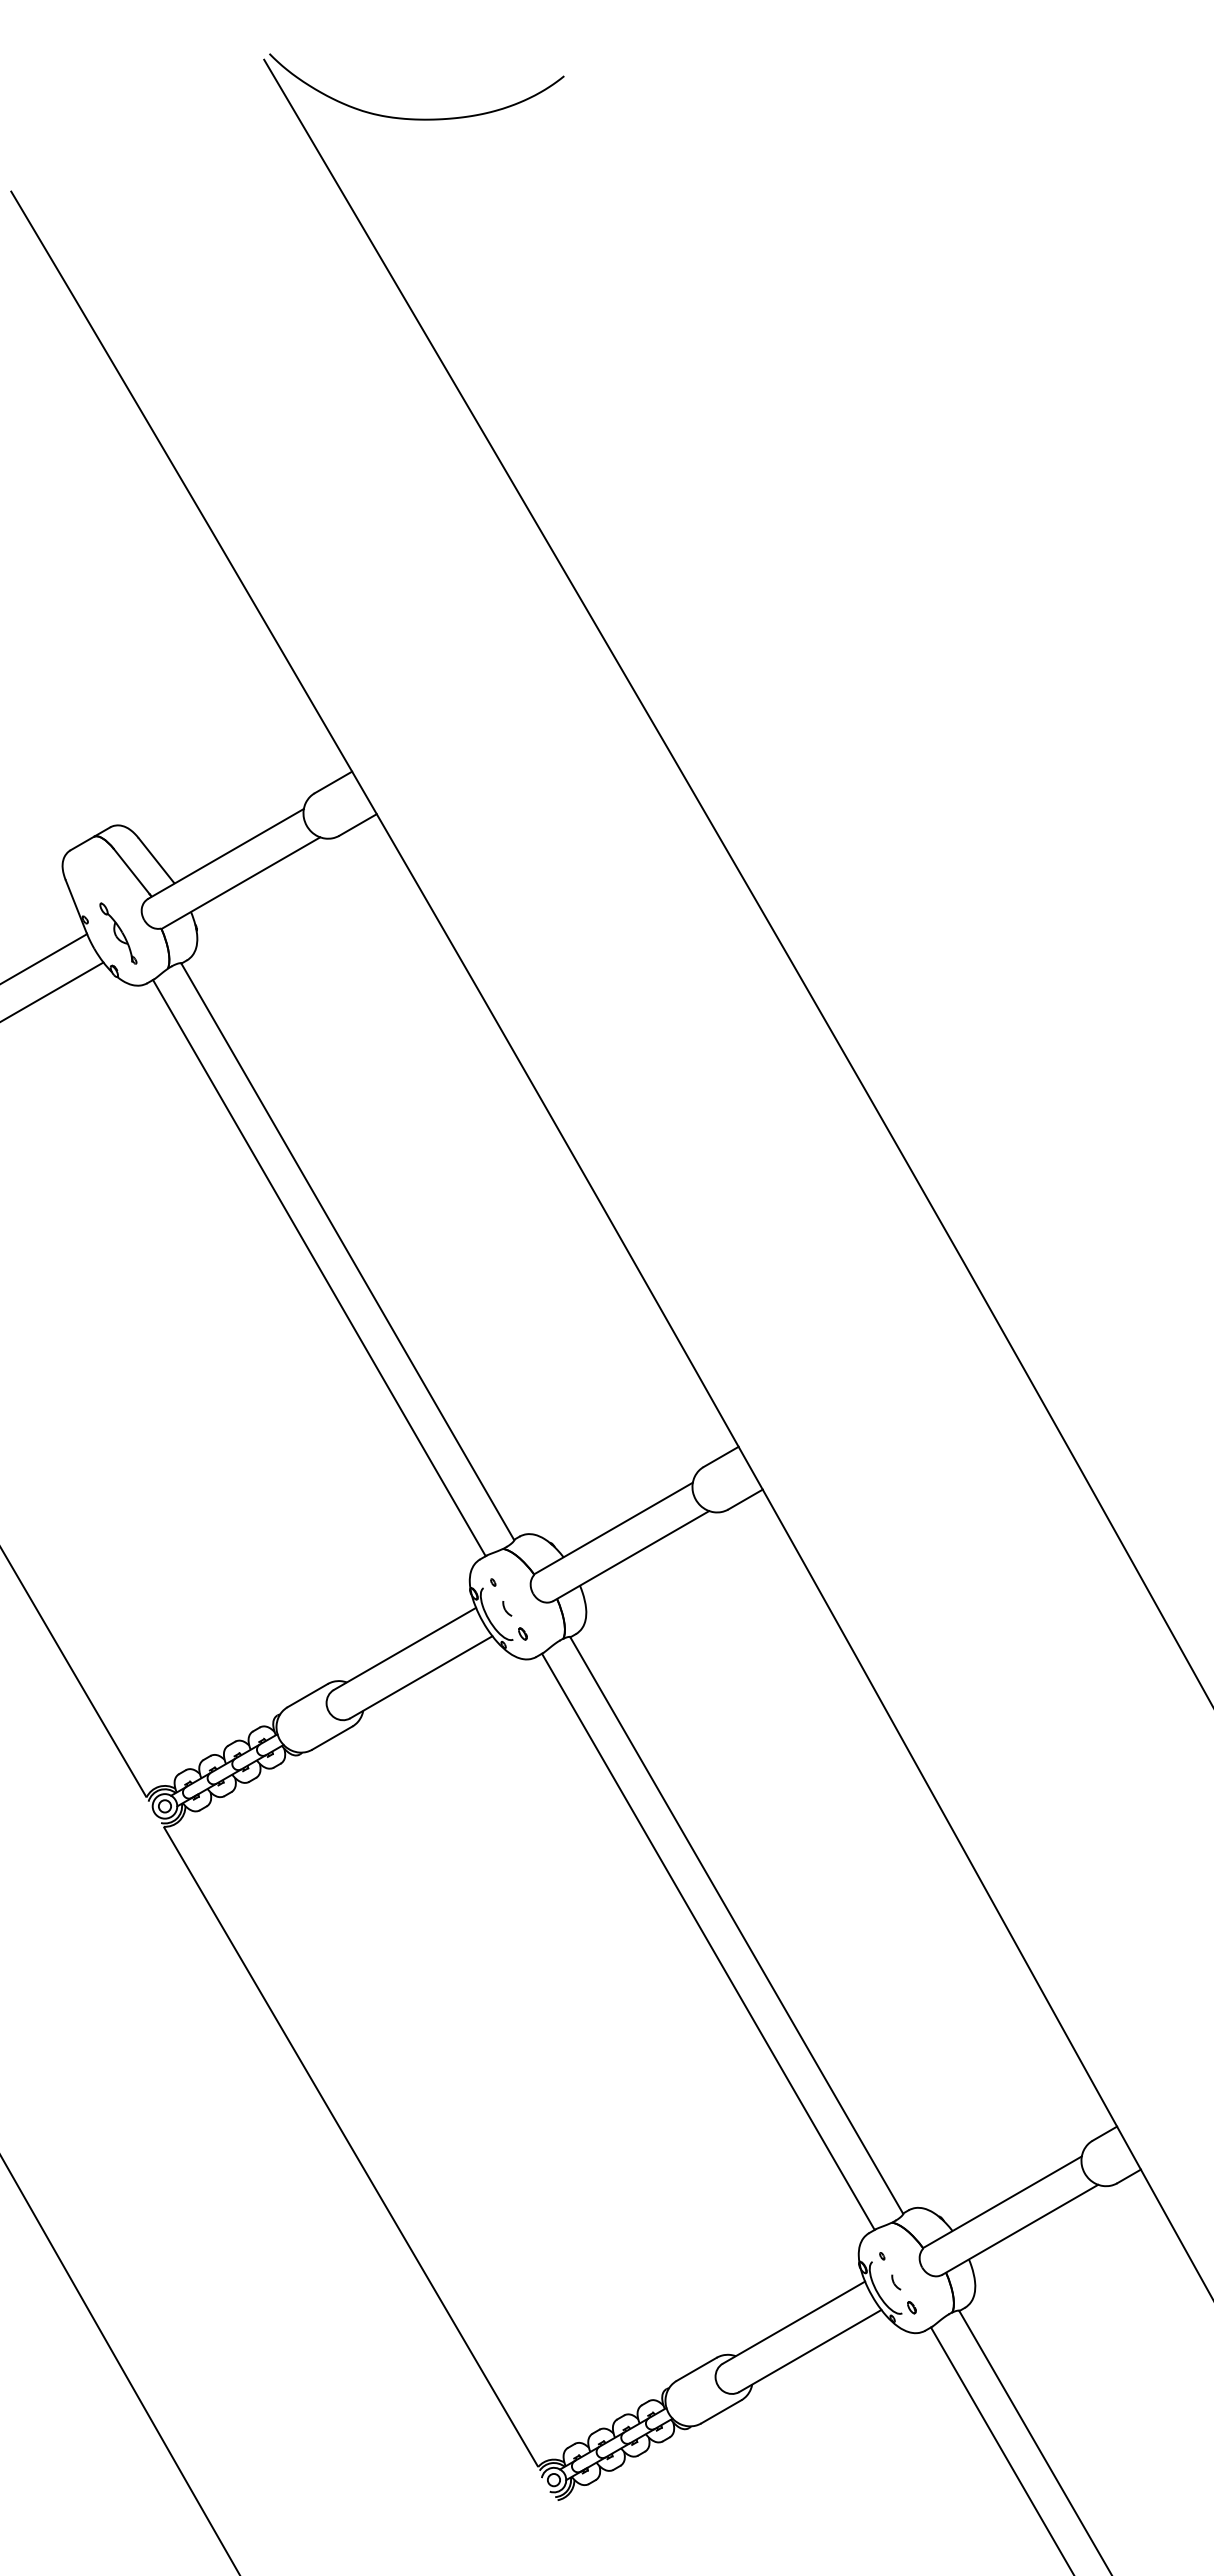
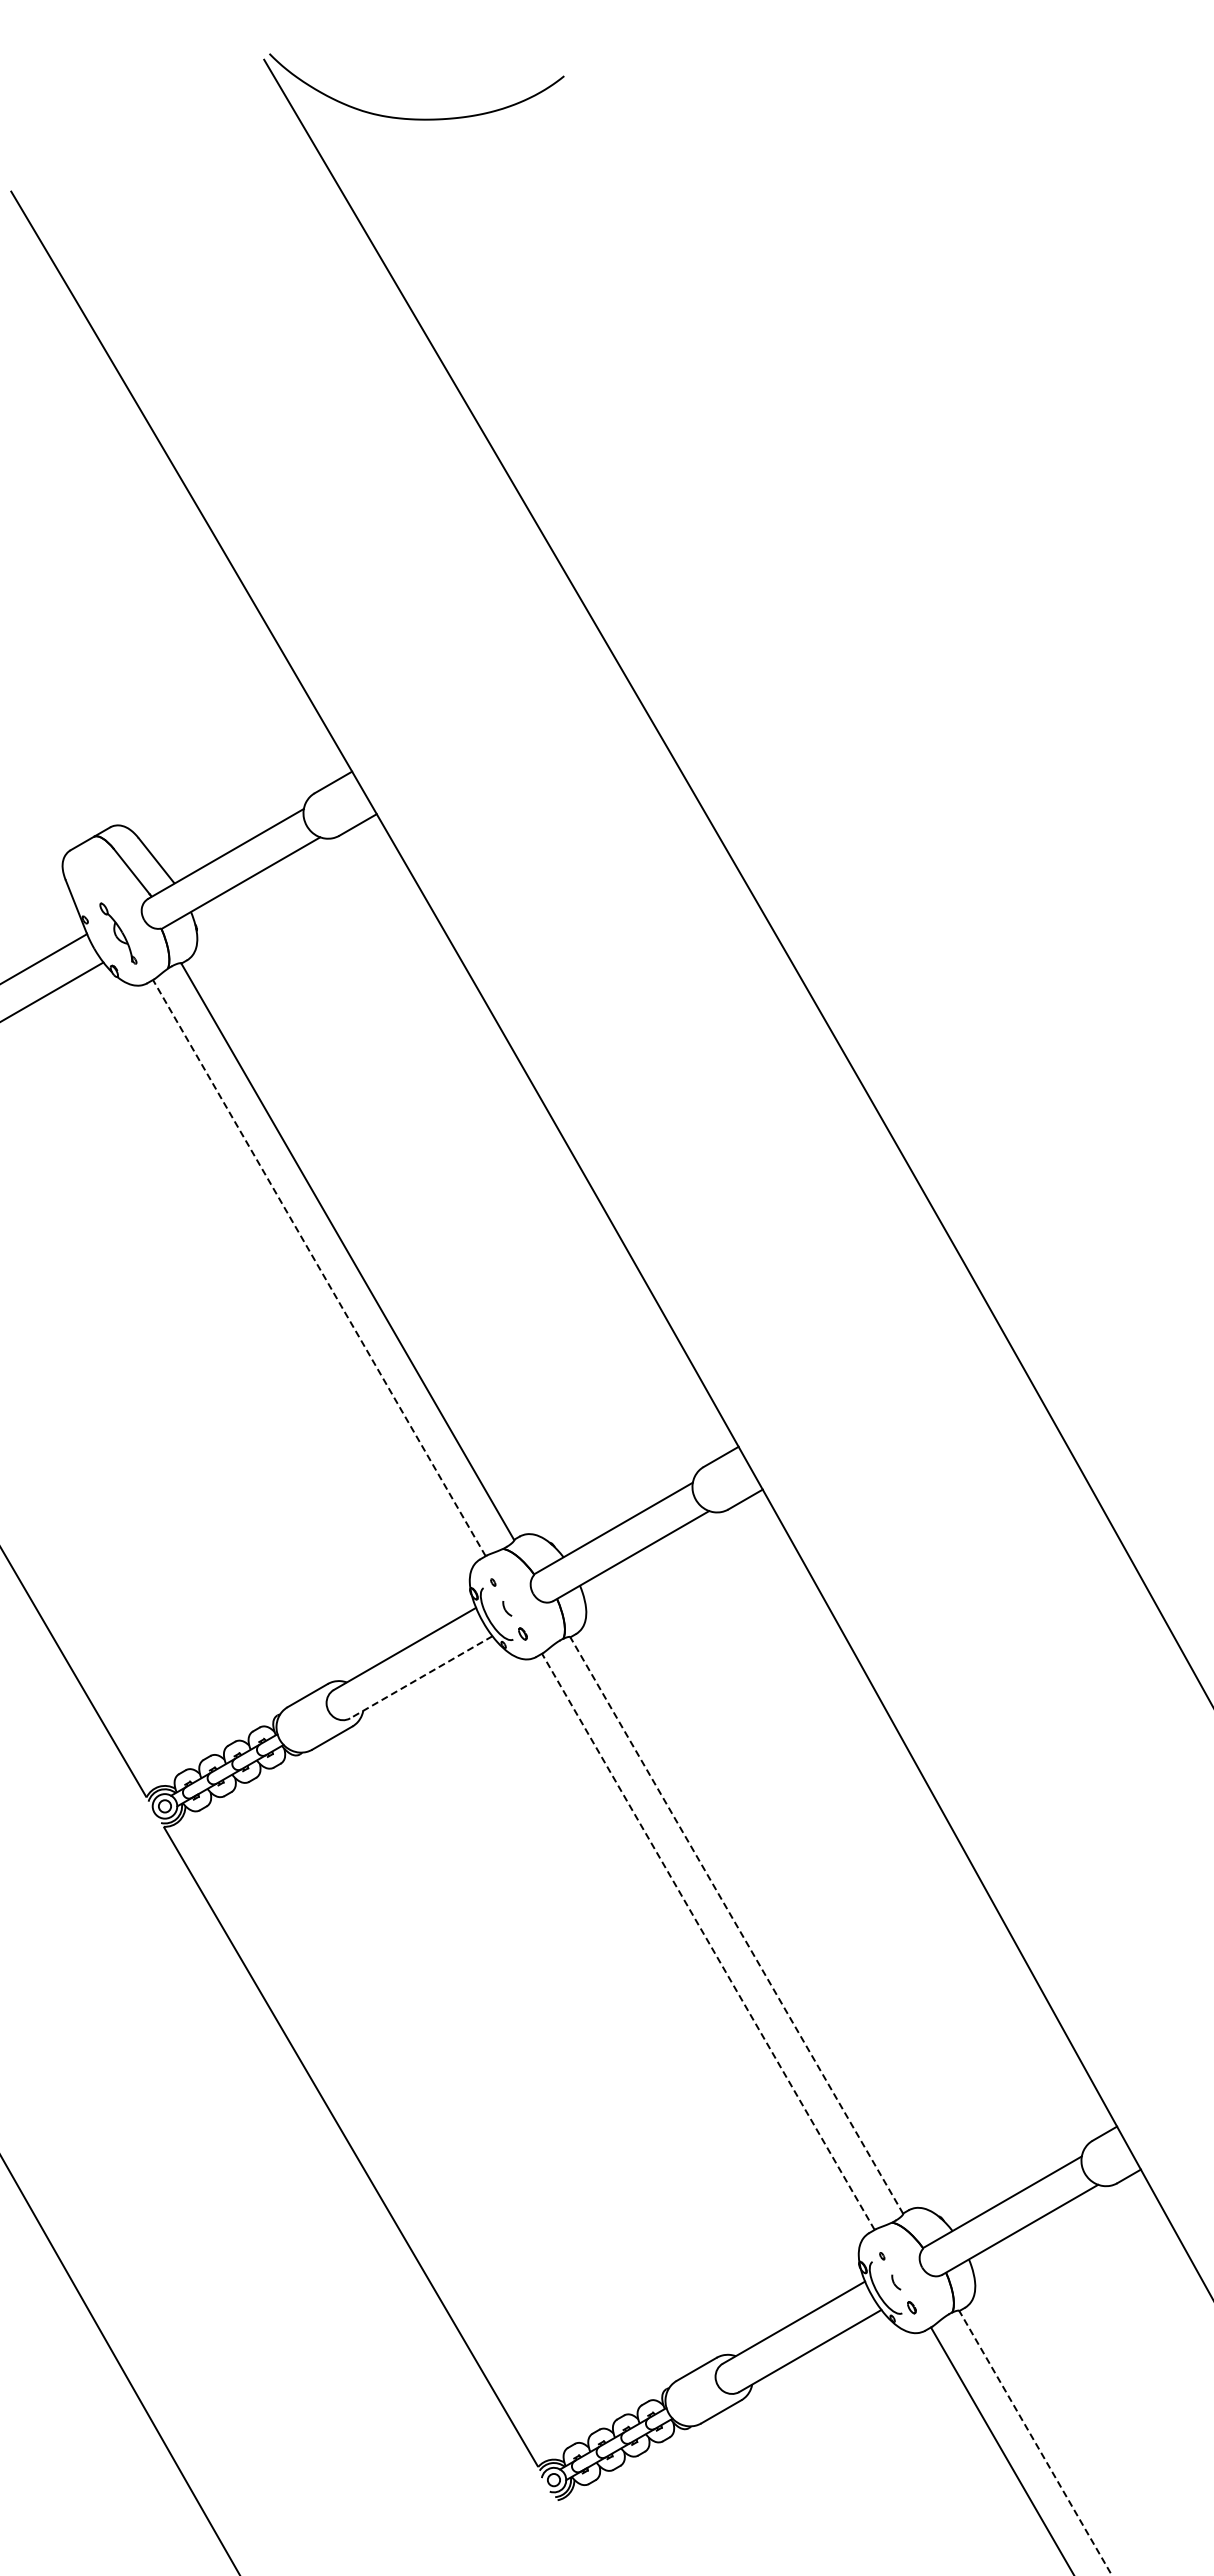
line: solid -> dashed (319, 1268)
line: solid -> dashed (420, 1677)
line: solid -> dashed (736, 1925)
line: solid -> dashed (708, 1941)
line: solid -> dashed (1035, 2443)
